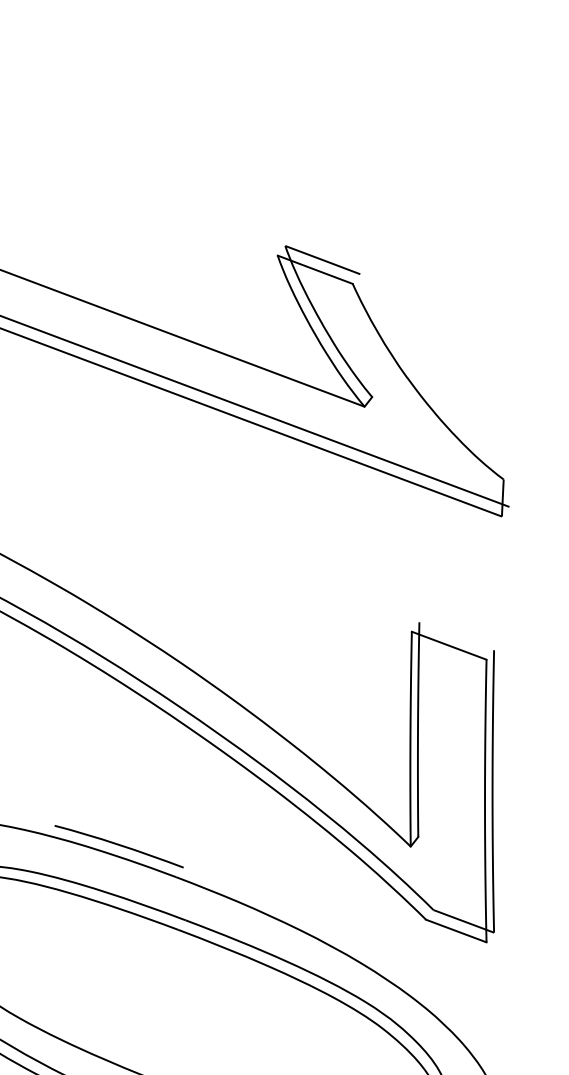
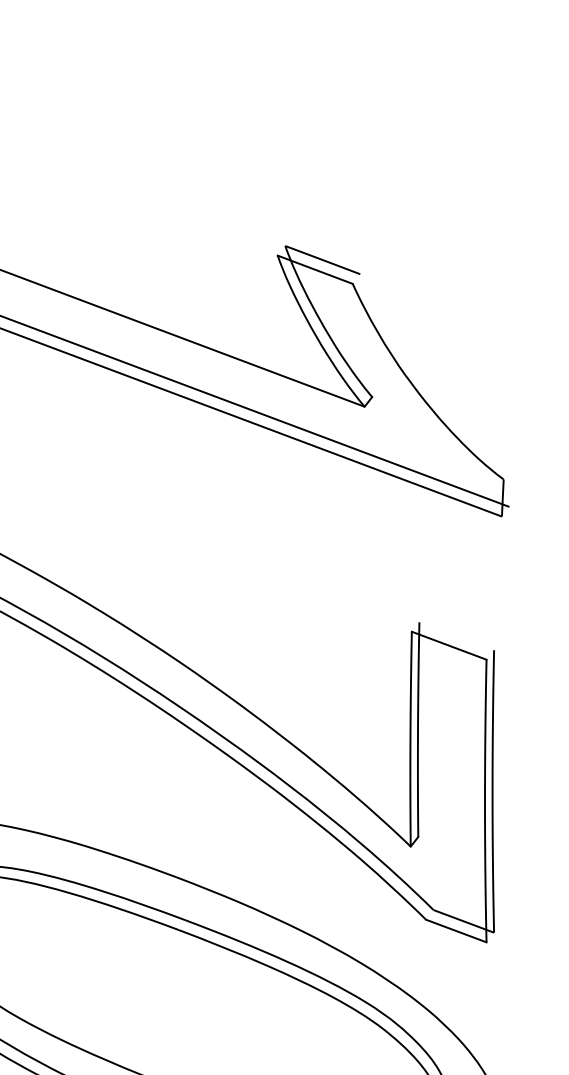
curve: present -> none (118, 845)
